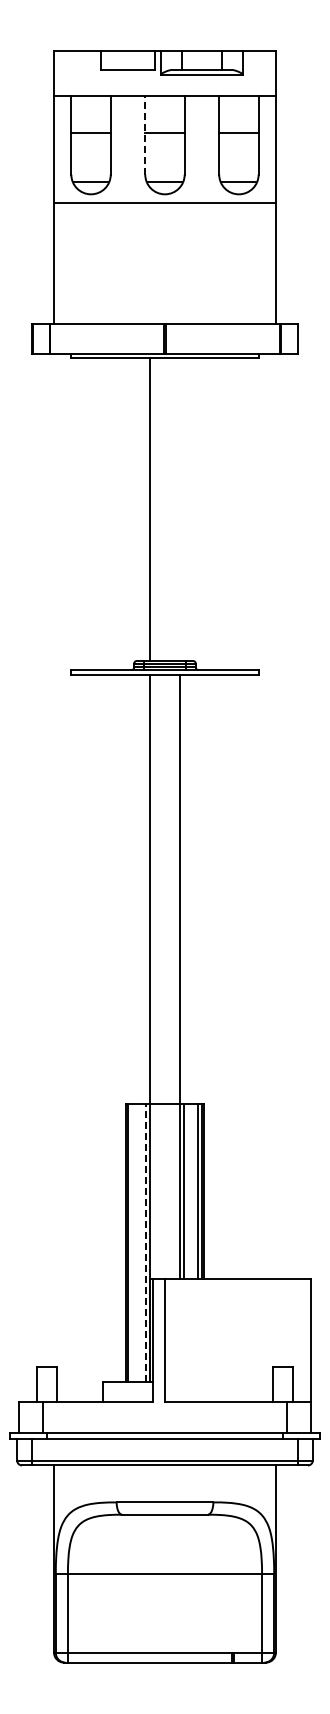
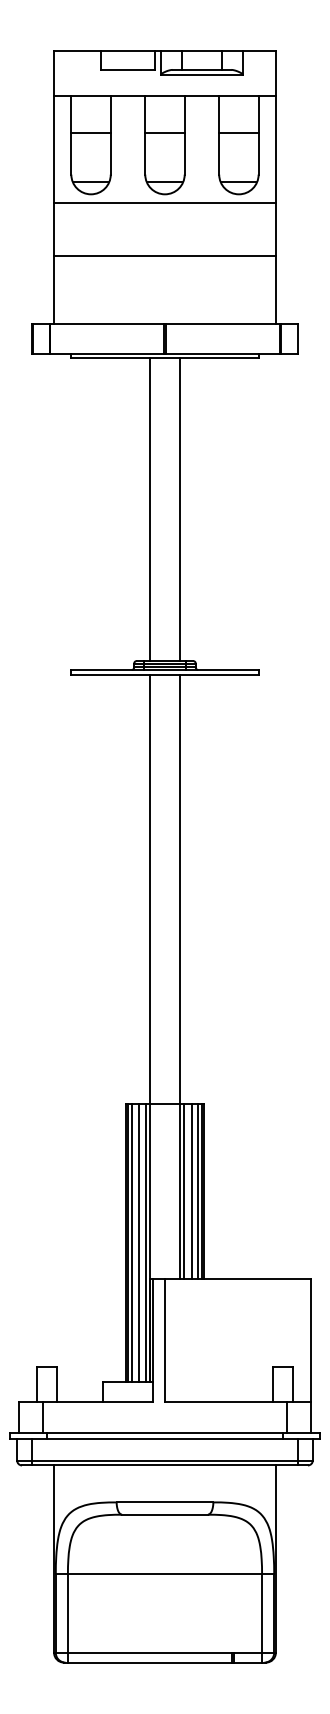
line: dashed -> solid (145, 134)
line: none -> present (164, 255)
line: none -> present (179, 509)
line: none -> present (191, 1190)
line: none -> present (132, 1242)
line: none -> present (138, 1242)
line: dashed -> solid (145, 1242)
